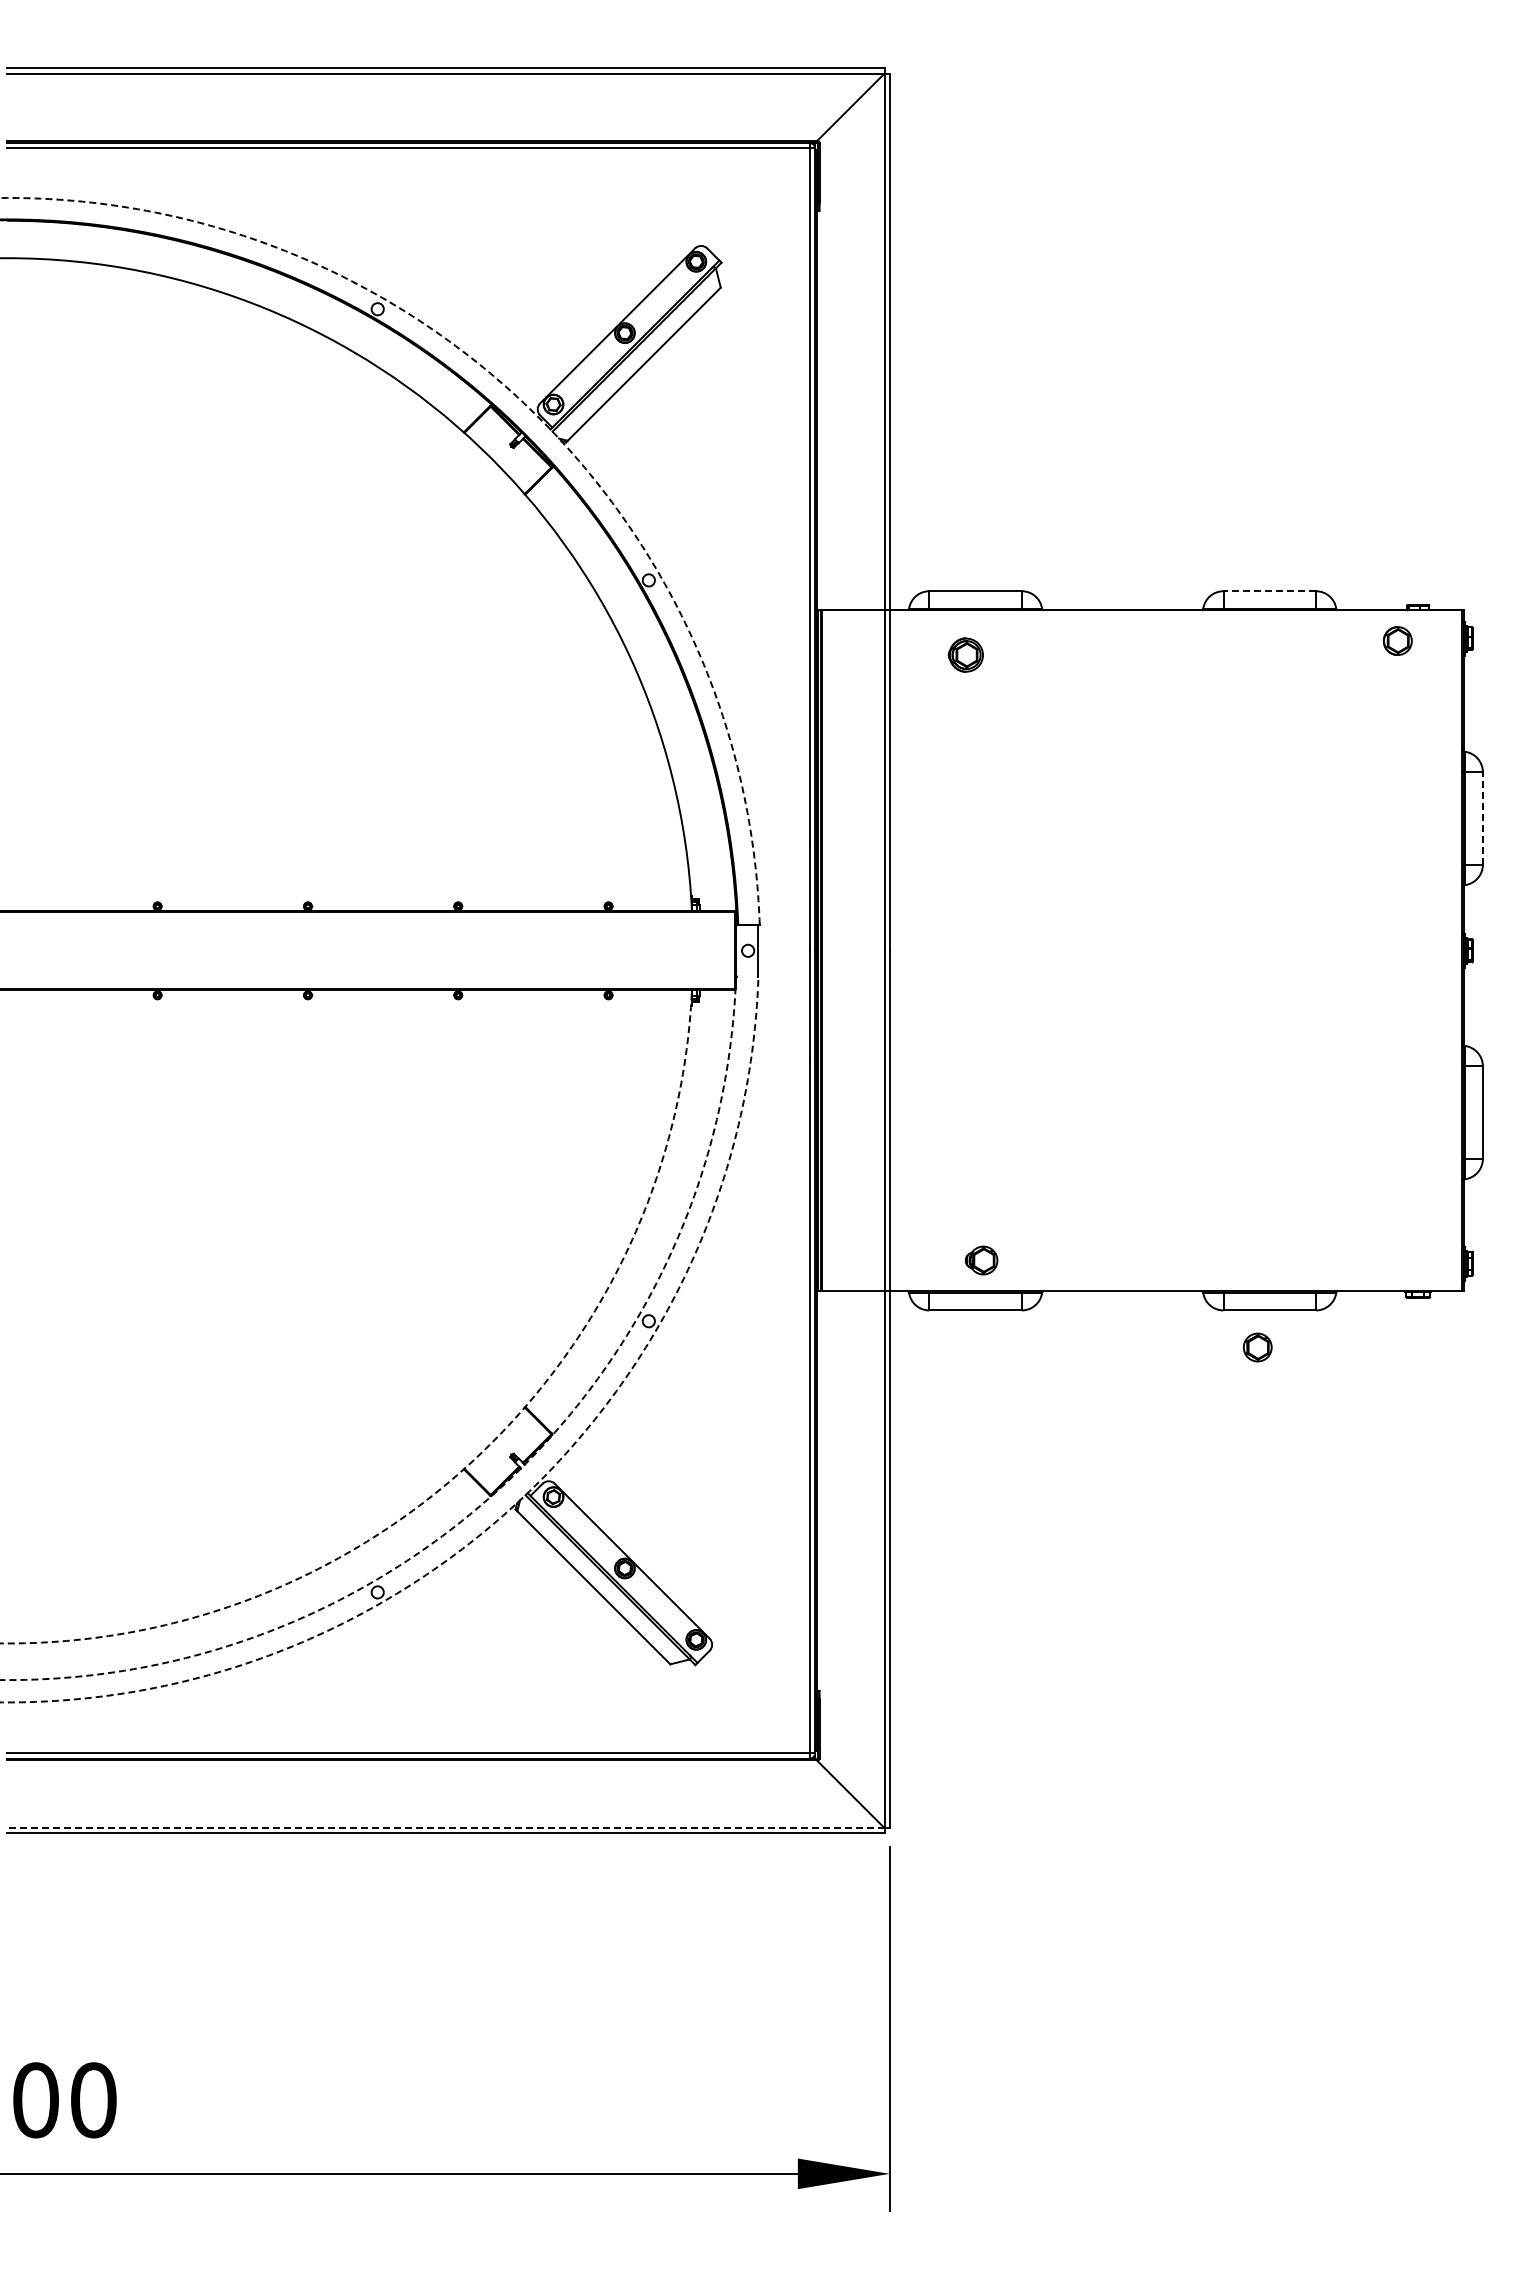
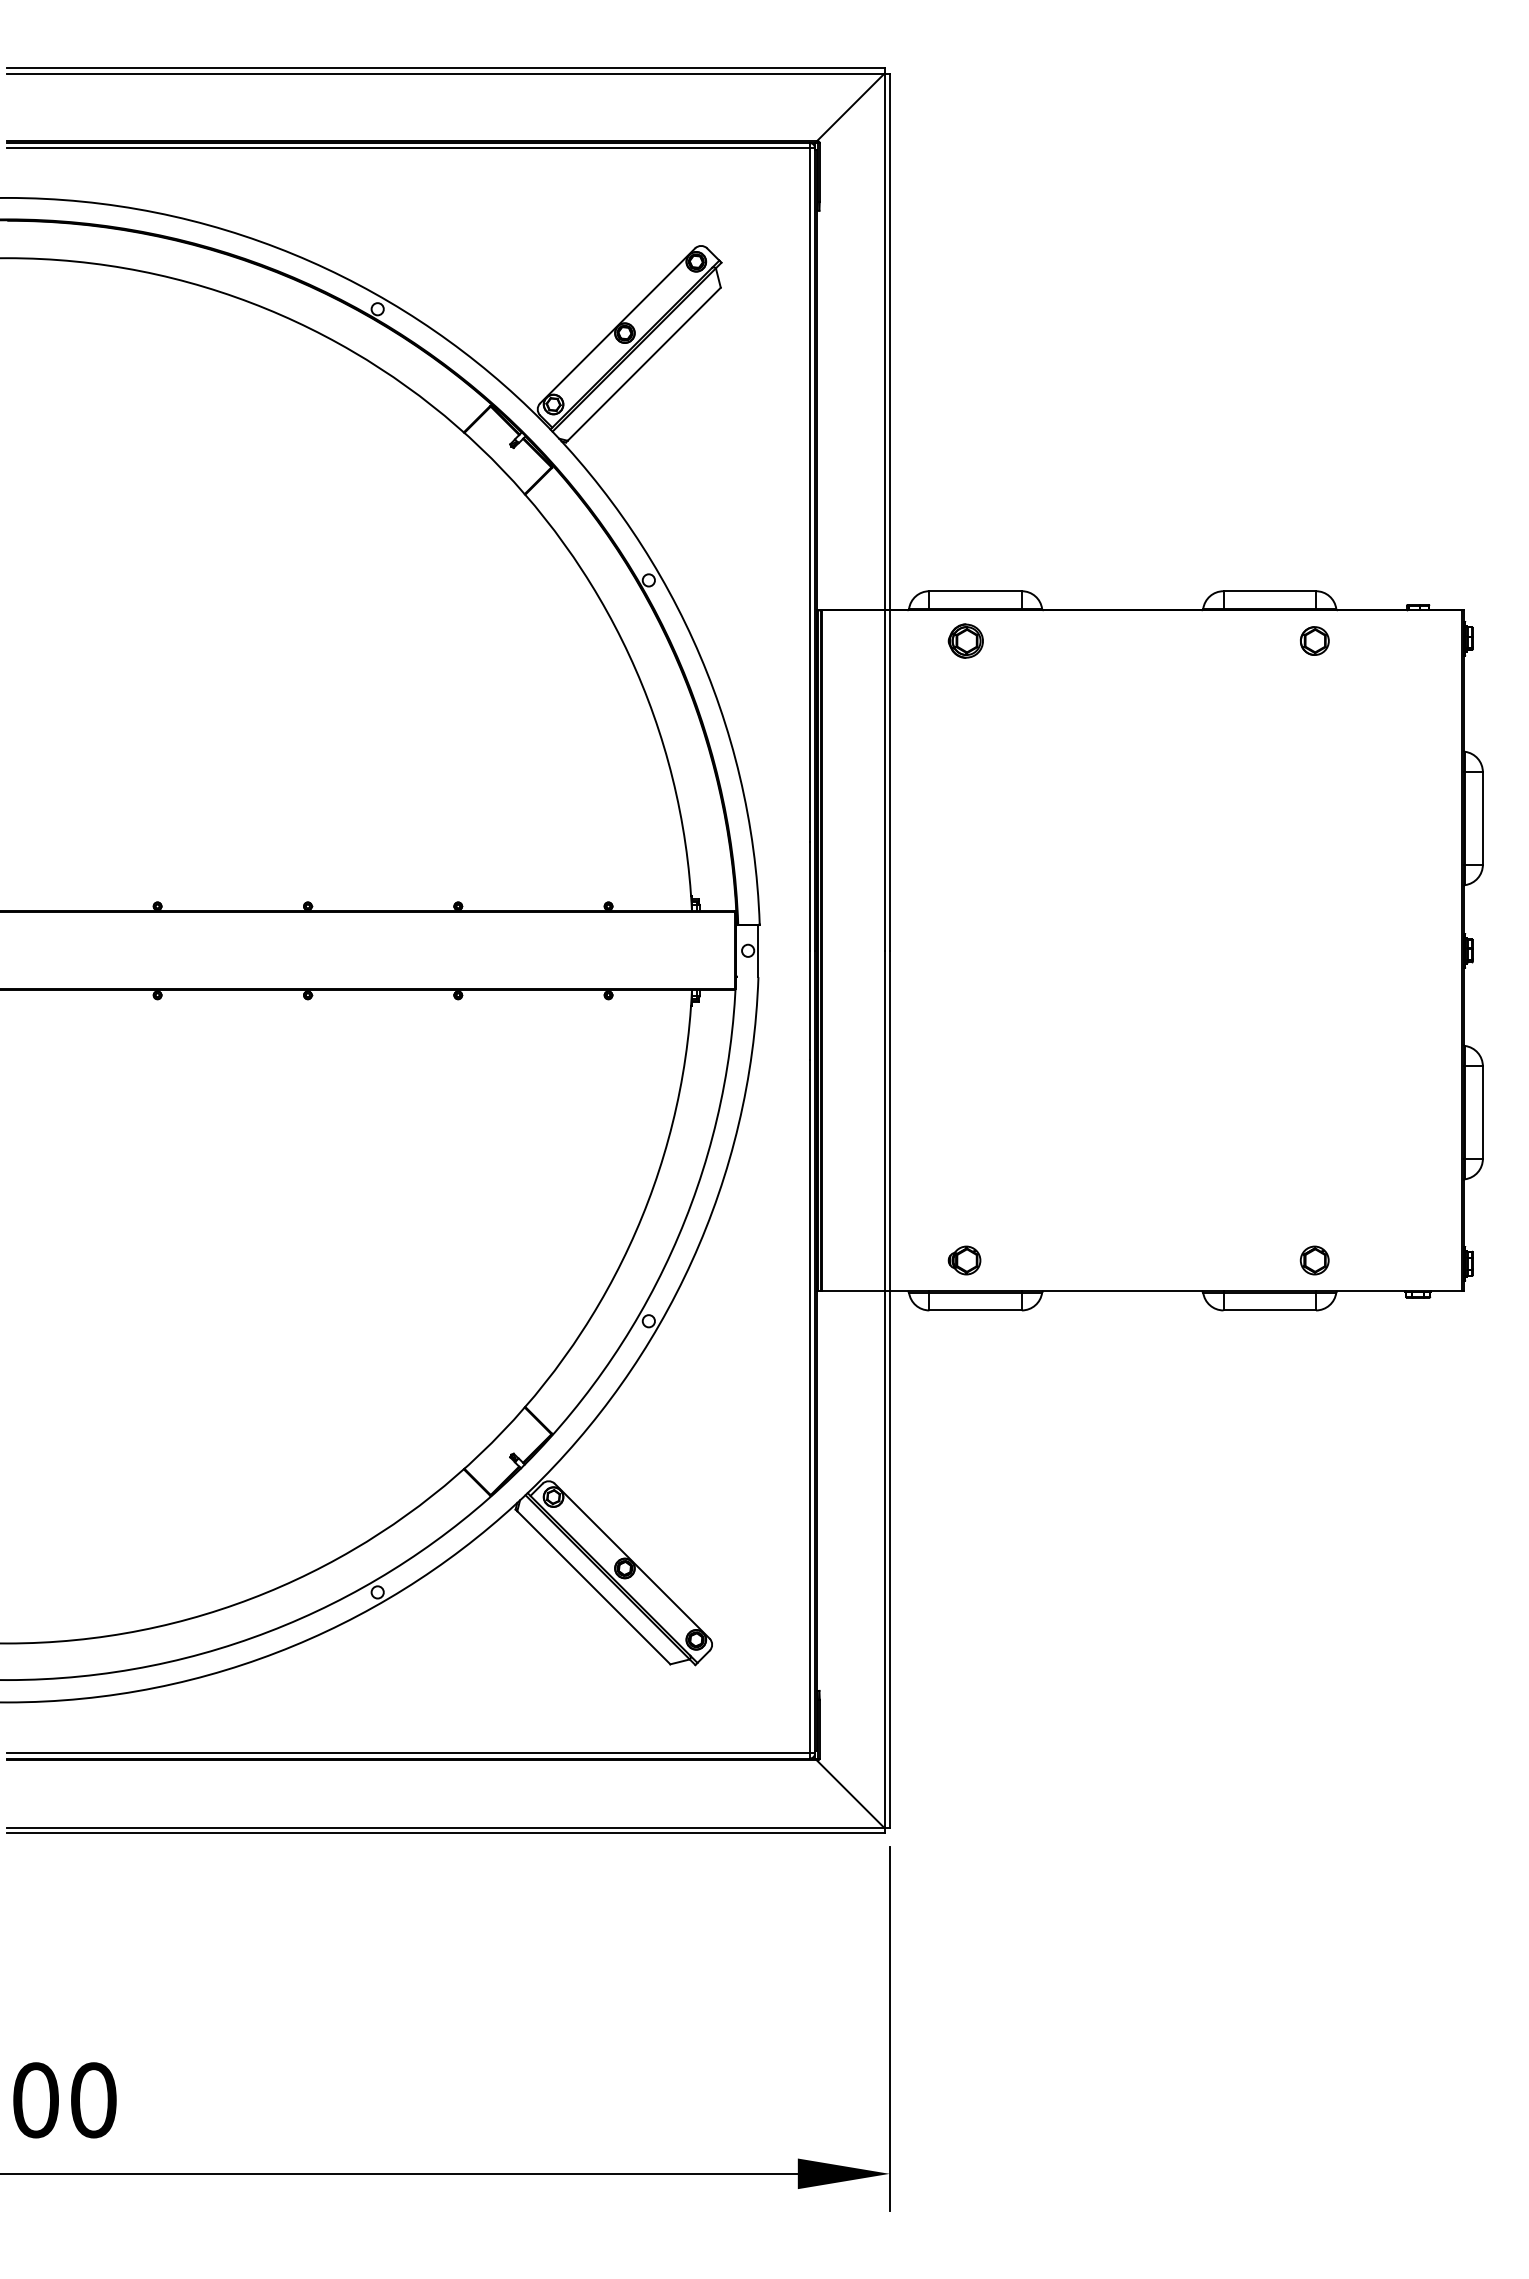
arc: dashed -> solid (527, 406)
line: dashed -> solid (1269, 591)
part position: (1397, 640) -> (1314, 640) (1314, 640)
part position: (965, 654) -> (965, 640) (965, 640)
line: dashed -> solid (1482, 817)
part position: (981, 1260) -> (964, 1260) (964, 1260)
part position: (1257, 1347) -> (1314, 1260) (1314, 1260)
arc: dashed -> solid (478, 1456)
arc: dashed -> solid (511, 1477)
arc: dashed -> solid (527, 1493)
line: dashed -> solid (445, 1828)
